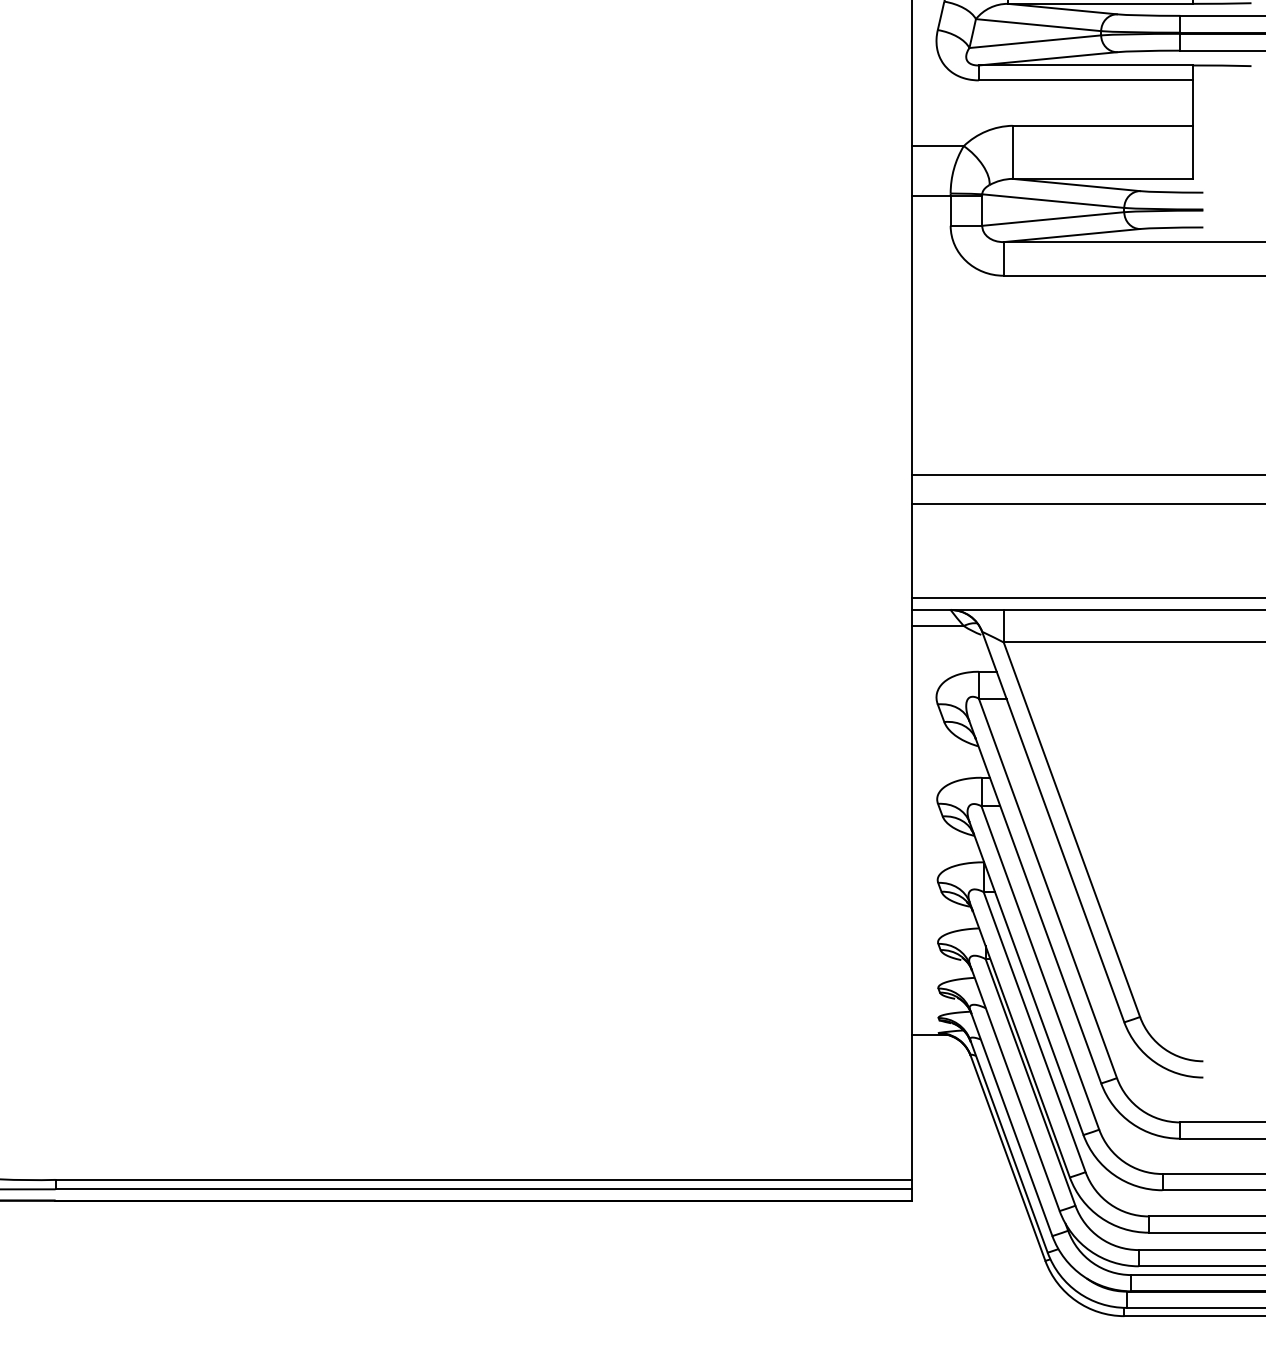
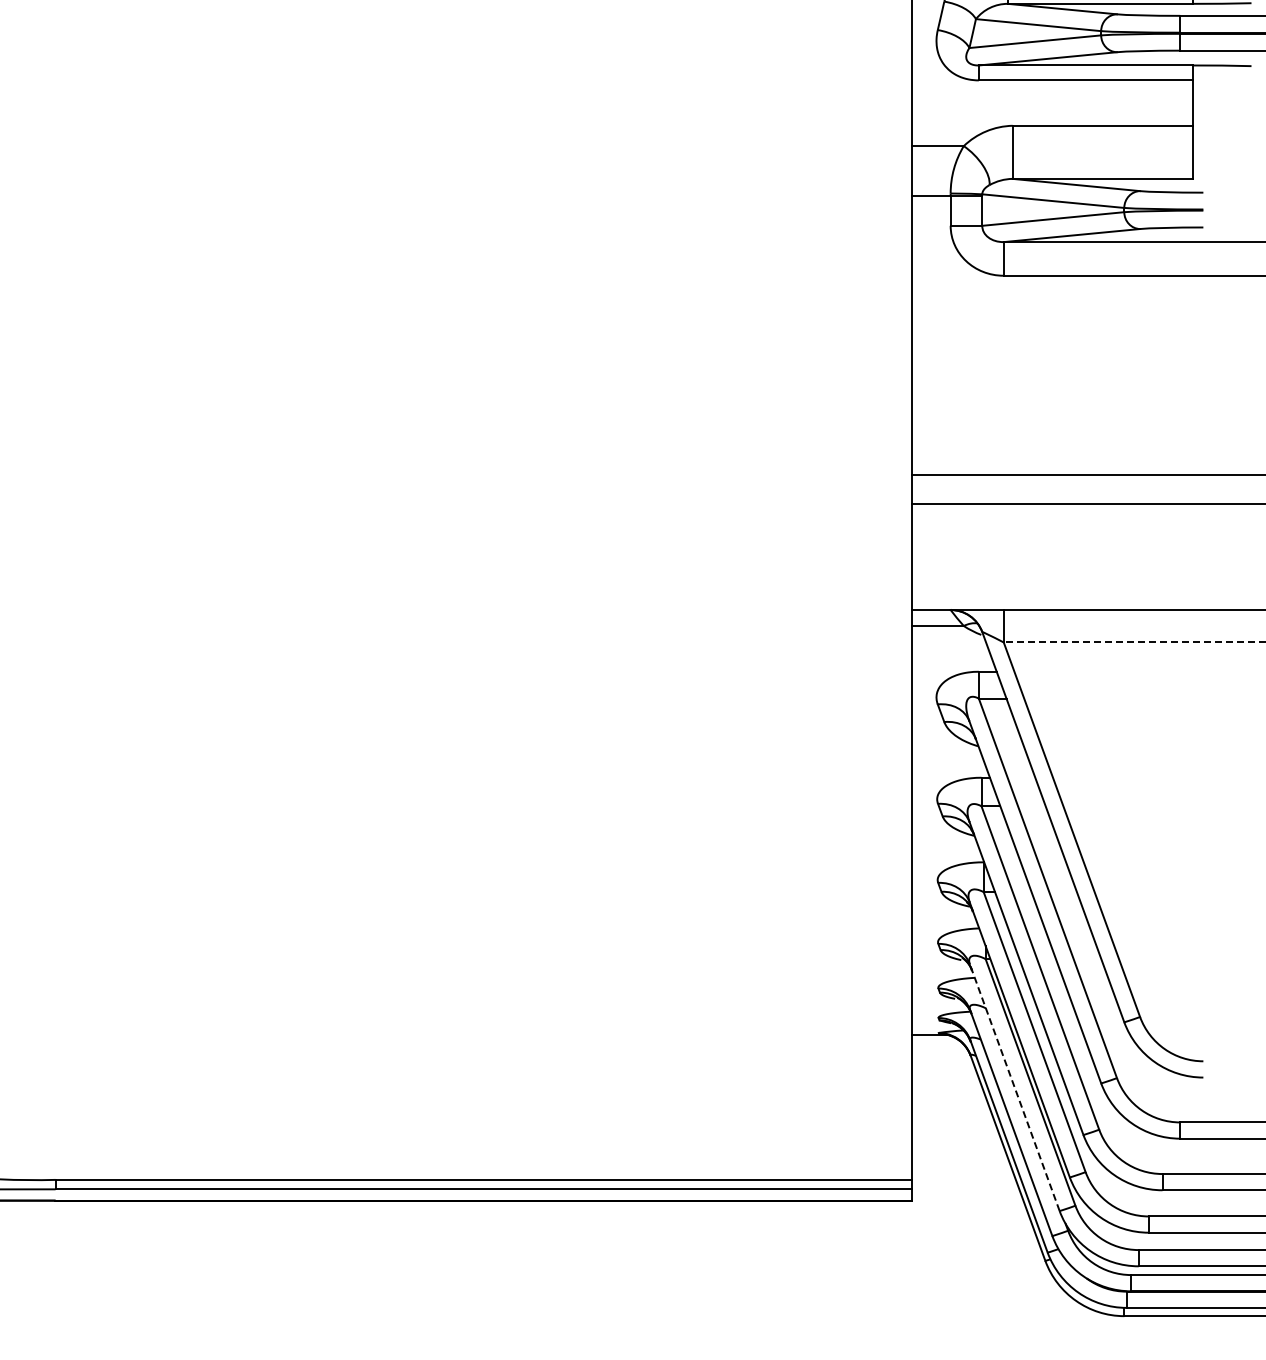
line: present -> none (1087, 597)
line: solid -> dashed (1134, 642)
line: solid -> dashed (1014, 1087)
